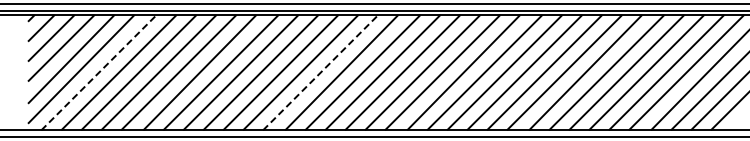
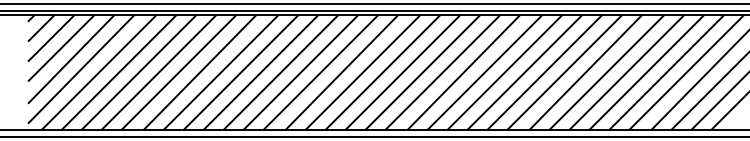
line: dashed -> solid (98, 72)
line: dashed -> solid (320, 72)
